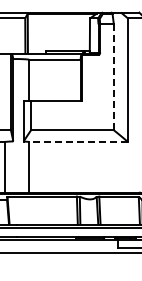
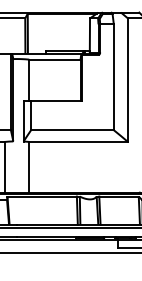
line: dashed -> solid (113, 77)
line: dashed -> solid (78, 141)
